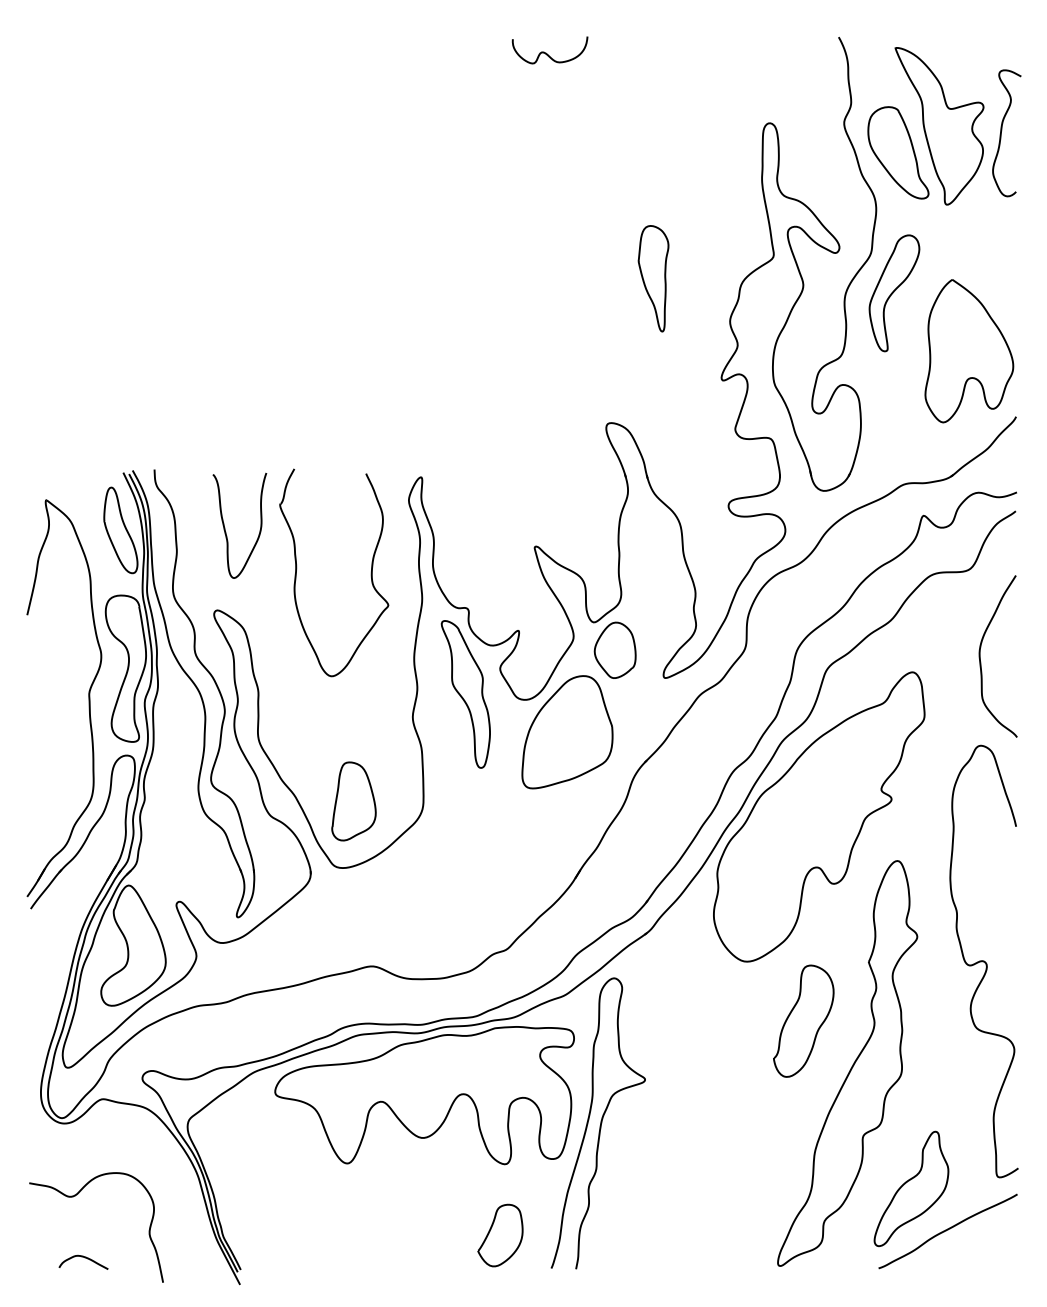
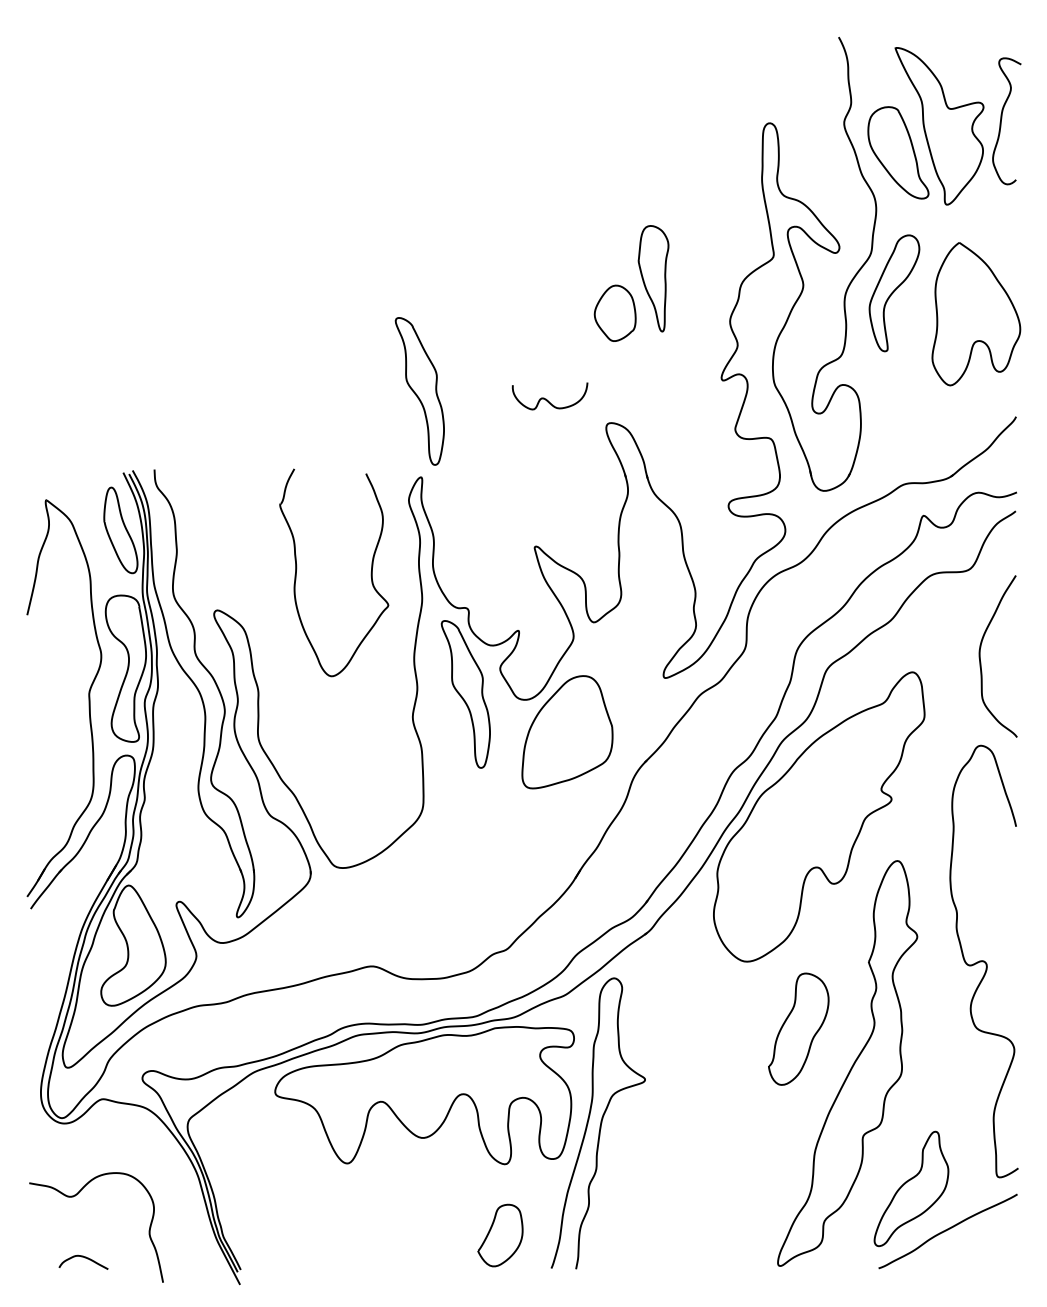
curve position: (546, 52) -> (546, 398) (546, 398)
curve position: (1002, 130) -> (1002, 118) (1002, 118)
part position: (969, 351) -> (976, 314) (976, 314)
part: none -> present (419, 391)
curve: present -> none (225, 527)
part position: (614, 649) -> (614, 312) (614, 312)
part: present -> none (353, 801)
part position: (803, 1020) -> (798, 1028) (798, 1028)
